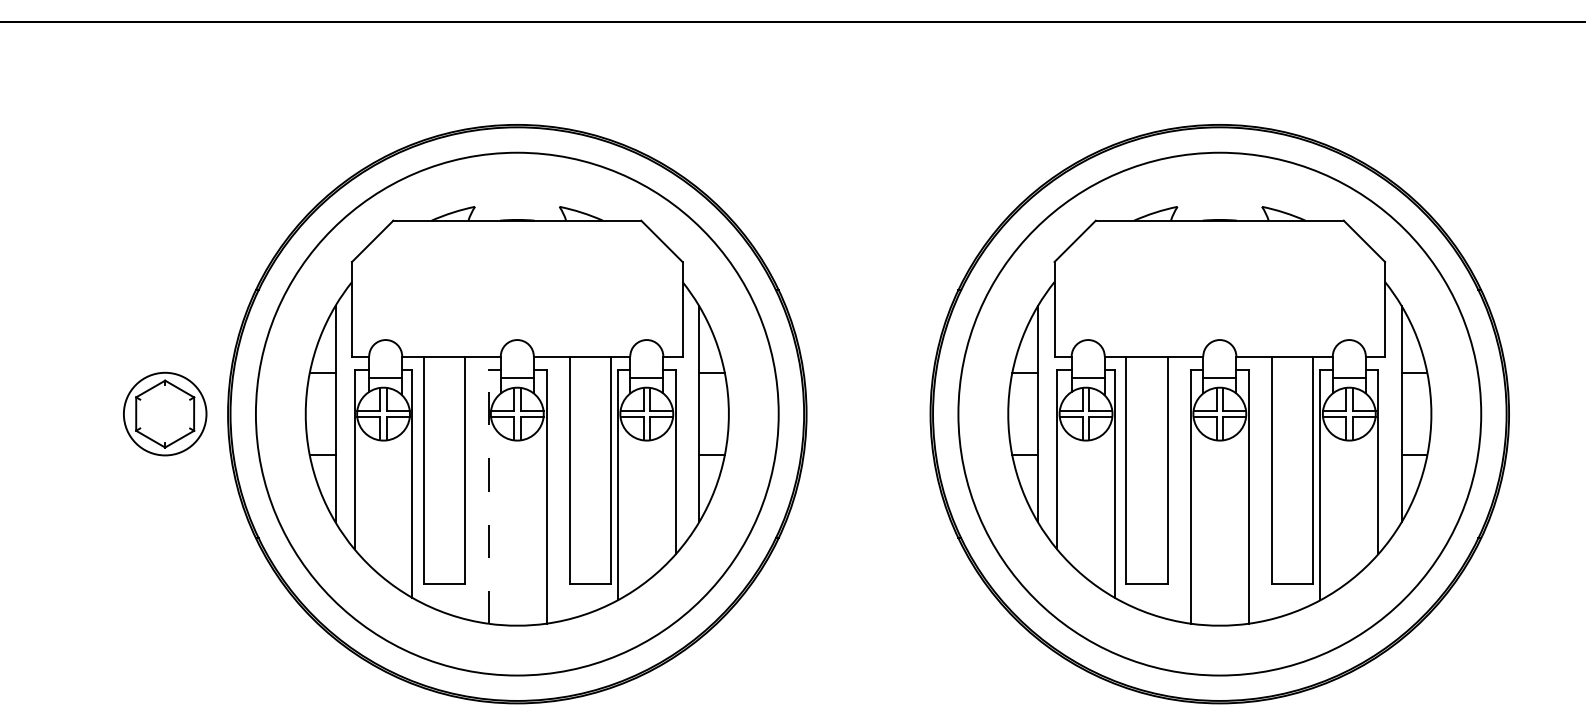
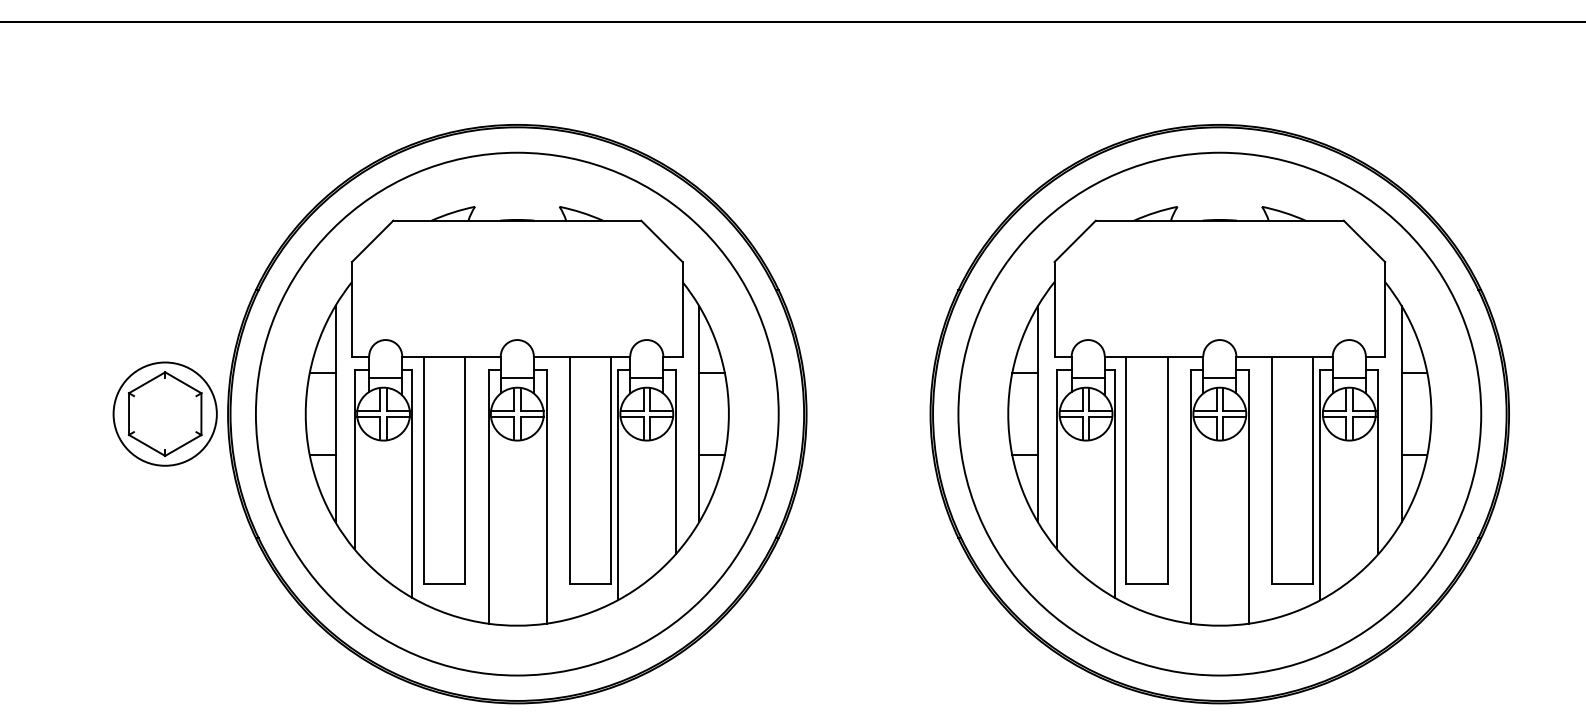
part size: 85x86 px -> 106x106 px (164, 413)
line: dashed -> solid (488, 497)
